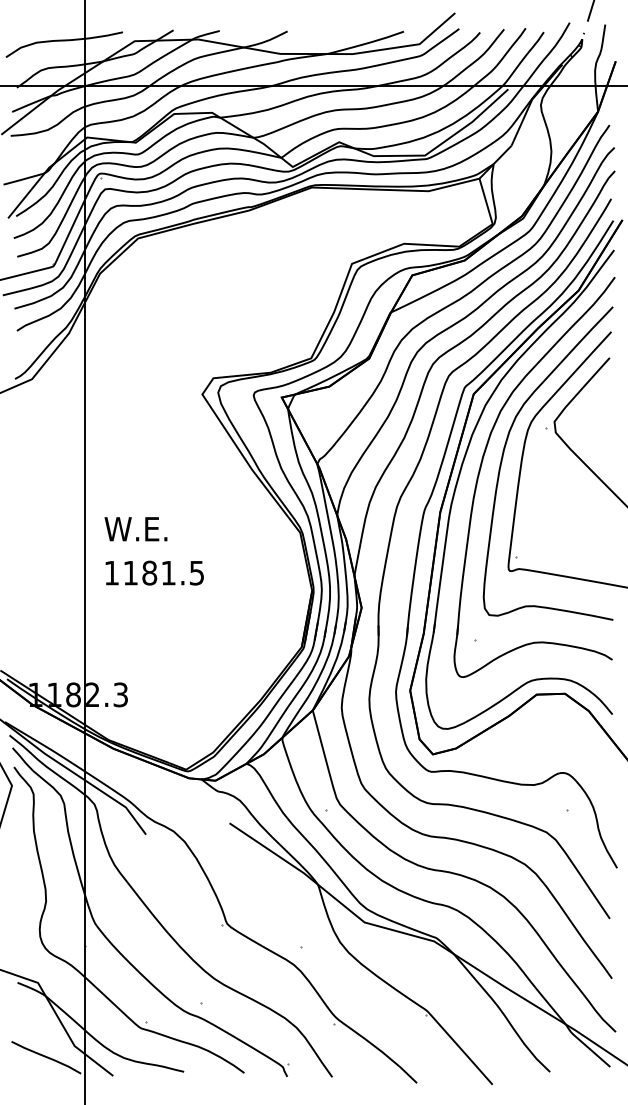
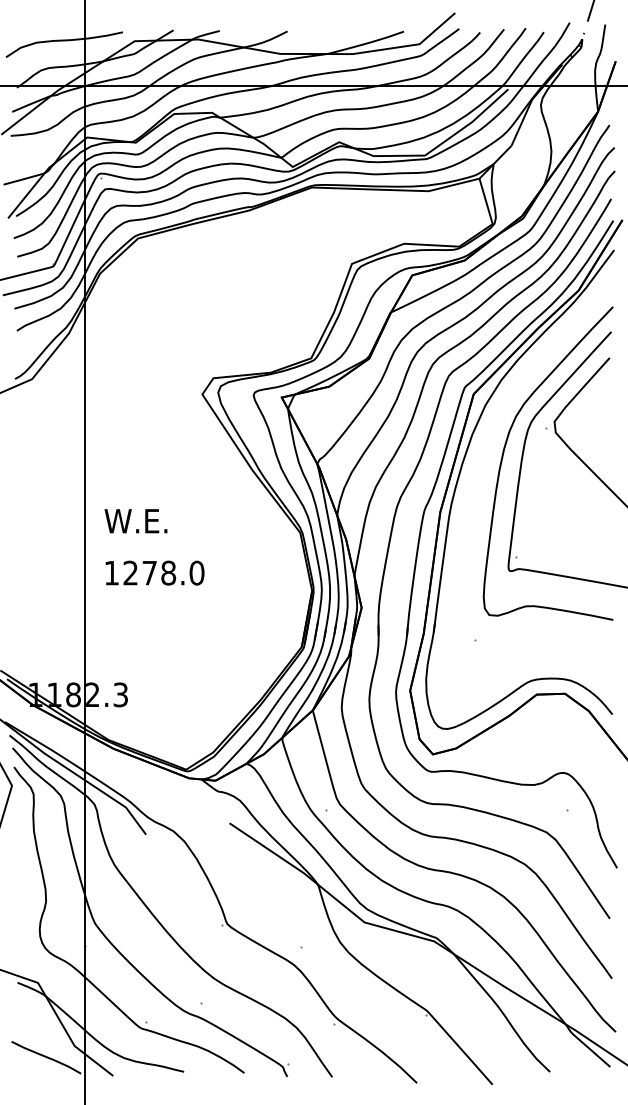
part: present -> none (482, 464)
text position: (135, 529) -> (135, 521) (135, 521)
text: 1181.5 -> 1278.0 (163, 572)
